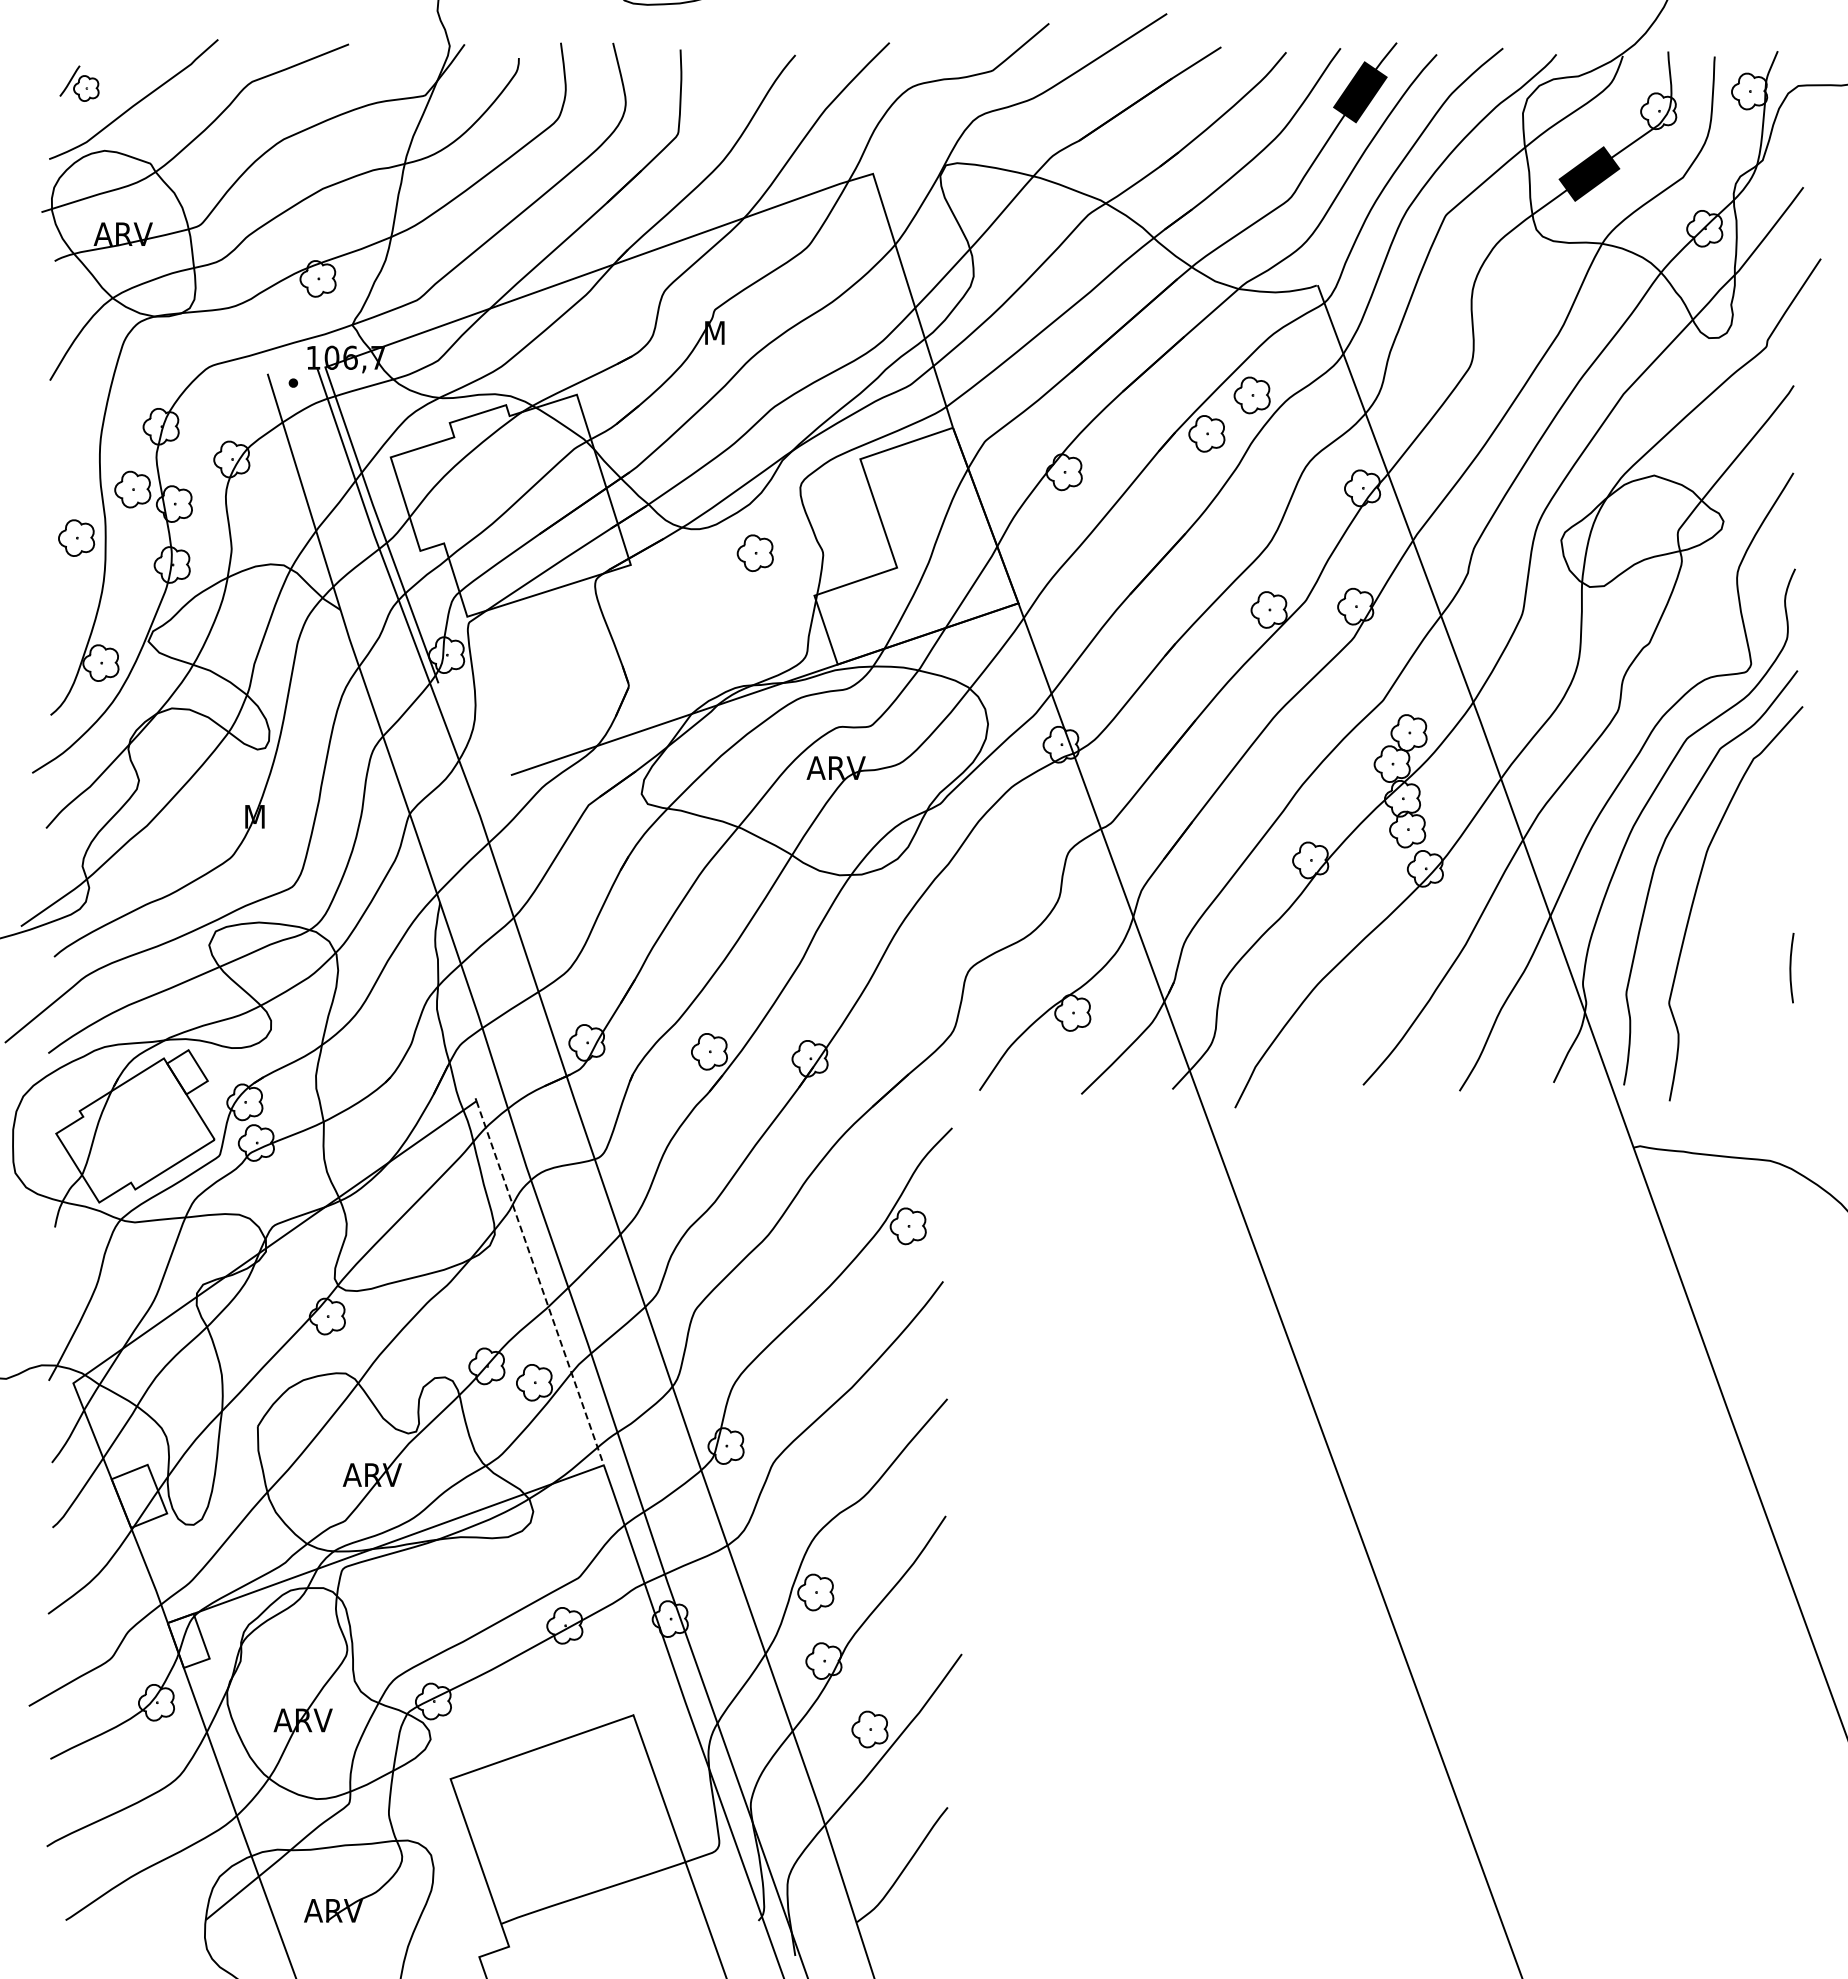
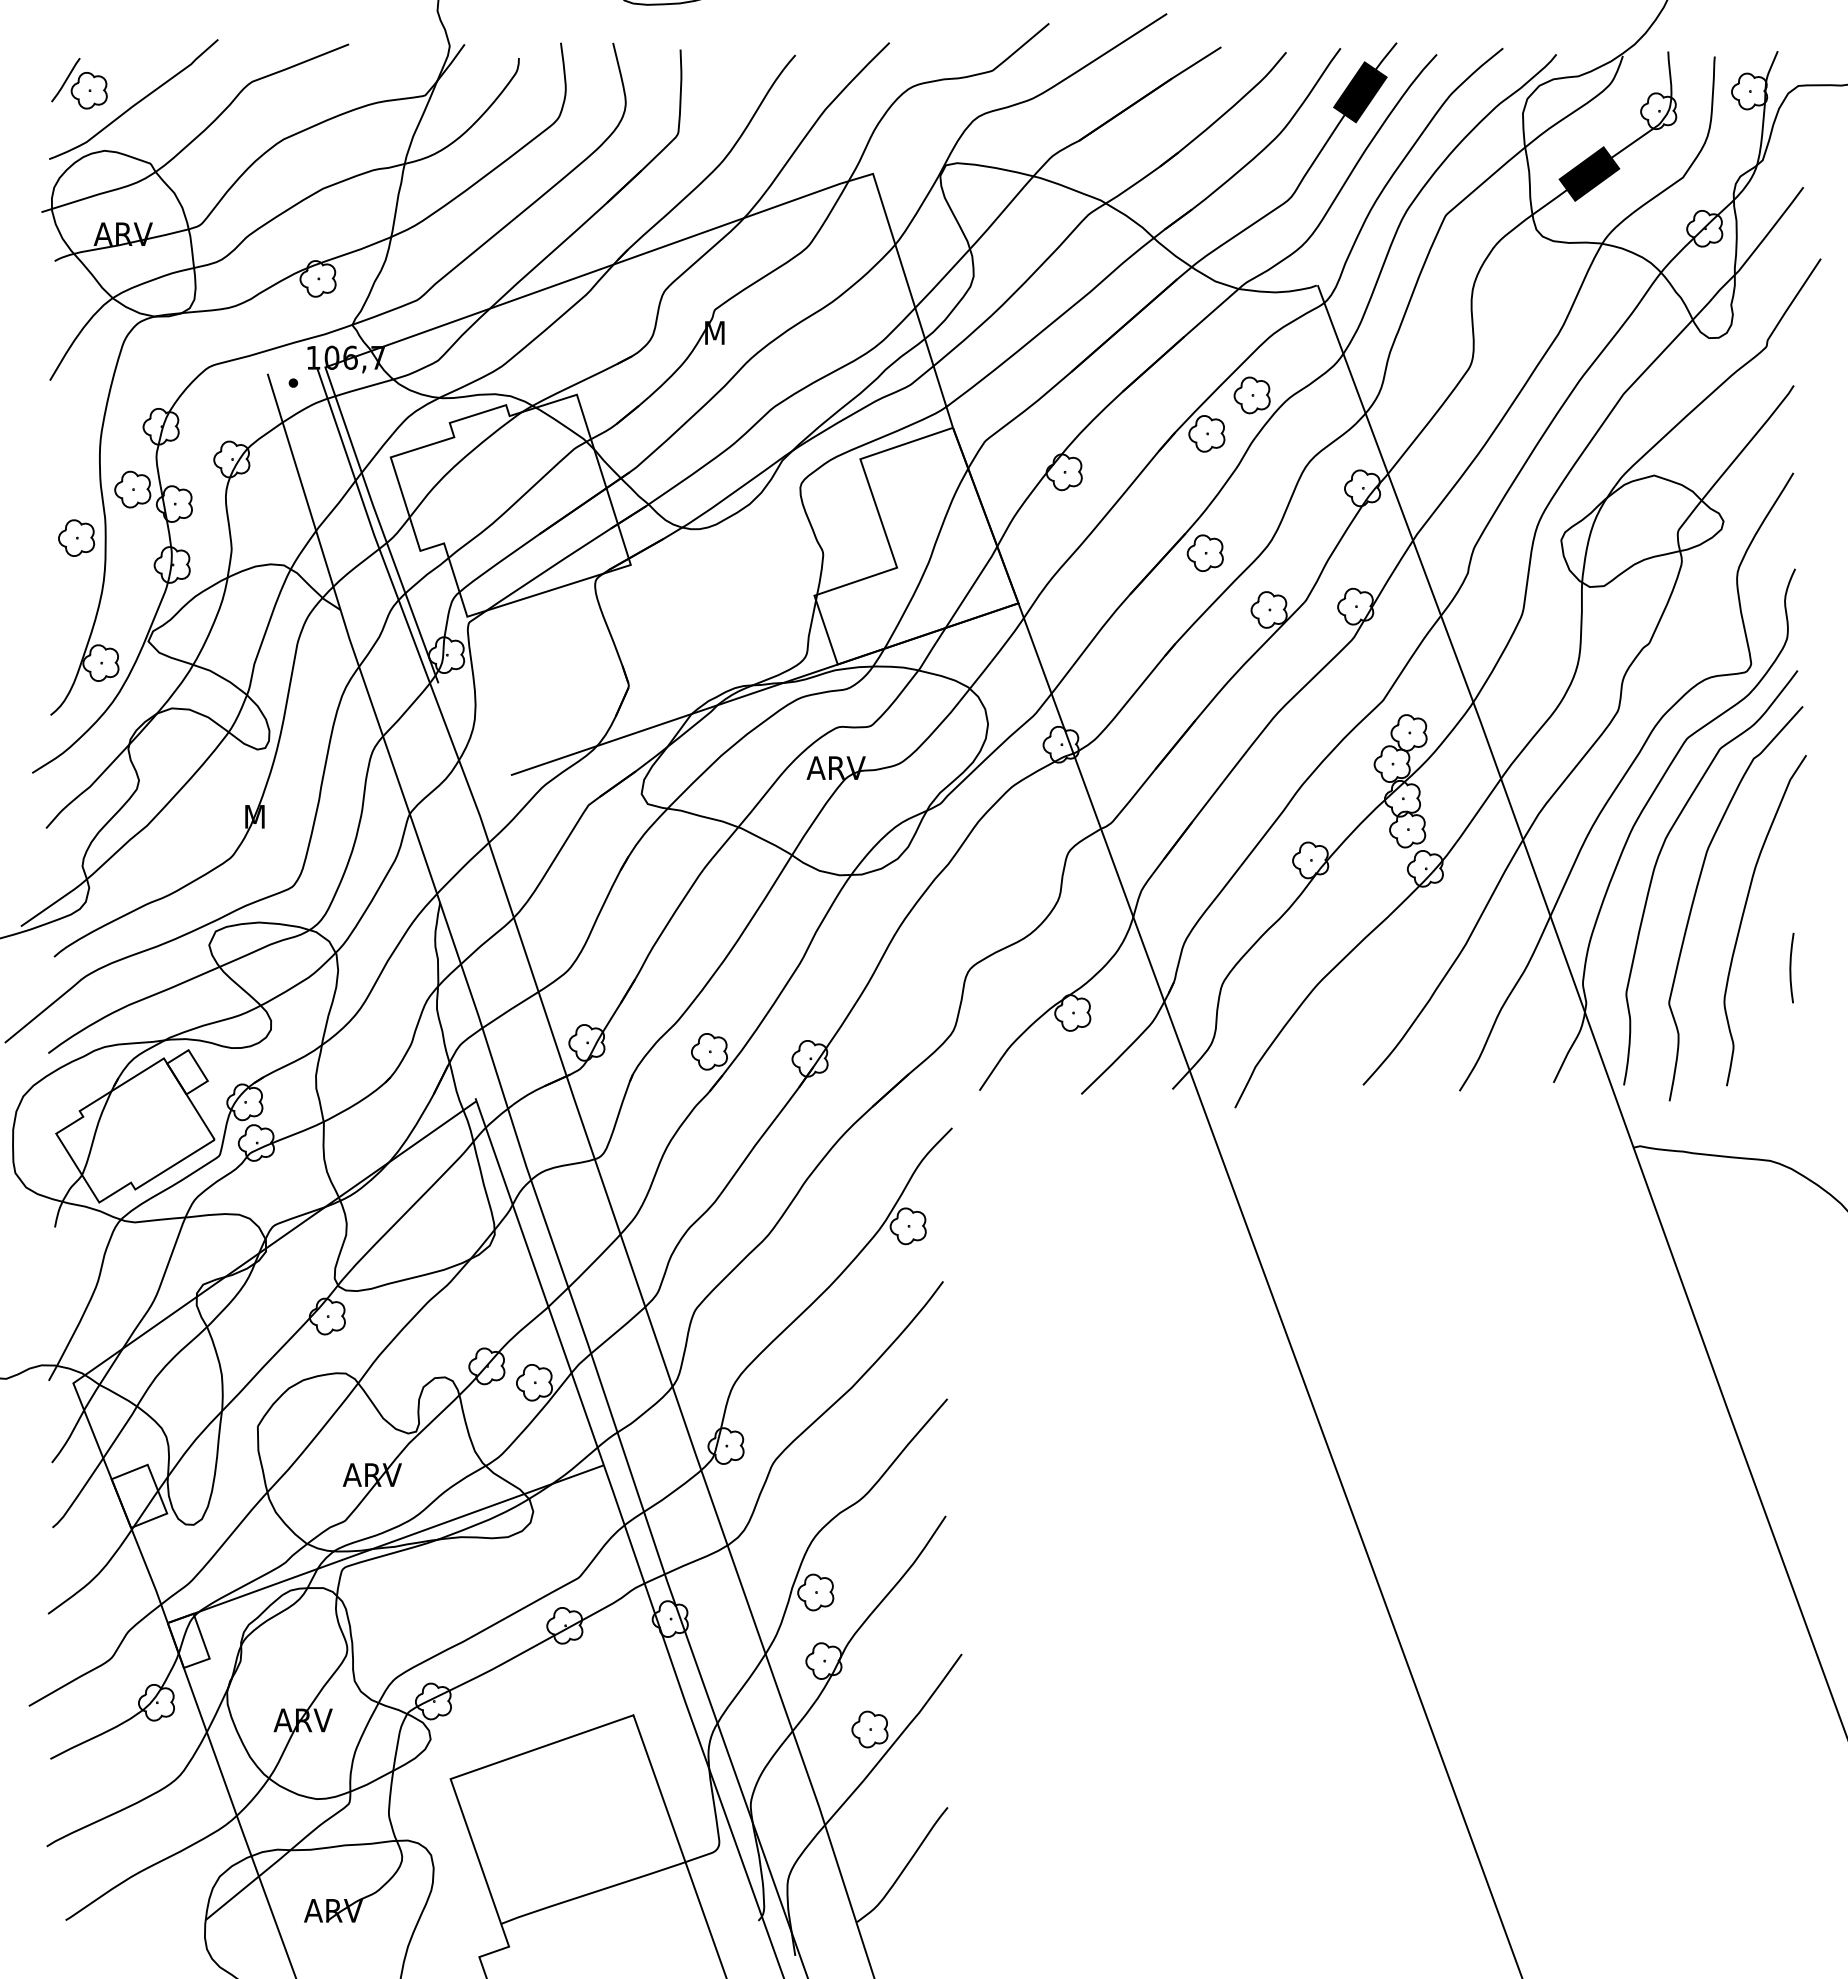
part size: 41x37 px -> 57x53 px (79, 83)
part position: (754, 553) -> (1204, 553) (1204, 553)
curve: none -> present (1744, 913)
line: dashed -> solid (540, 1283)
